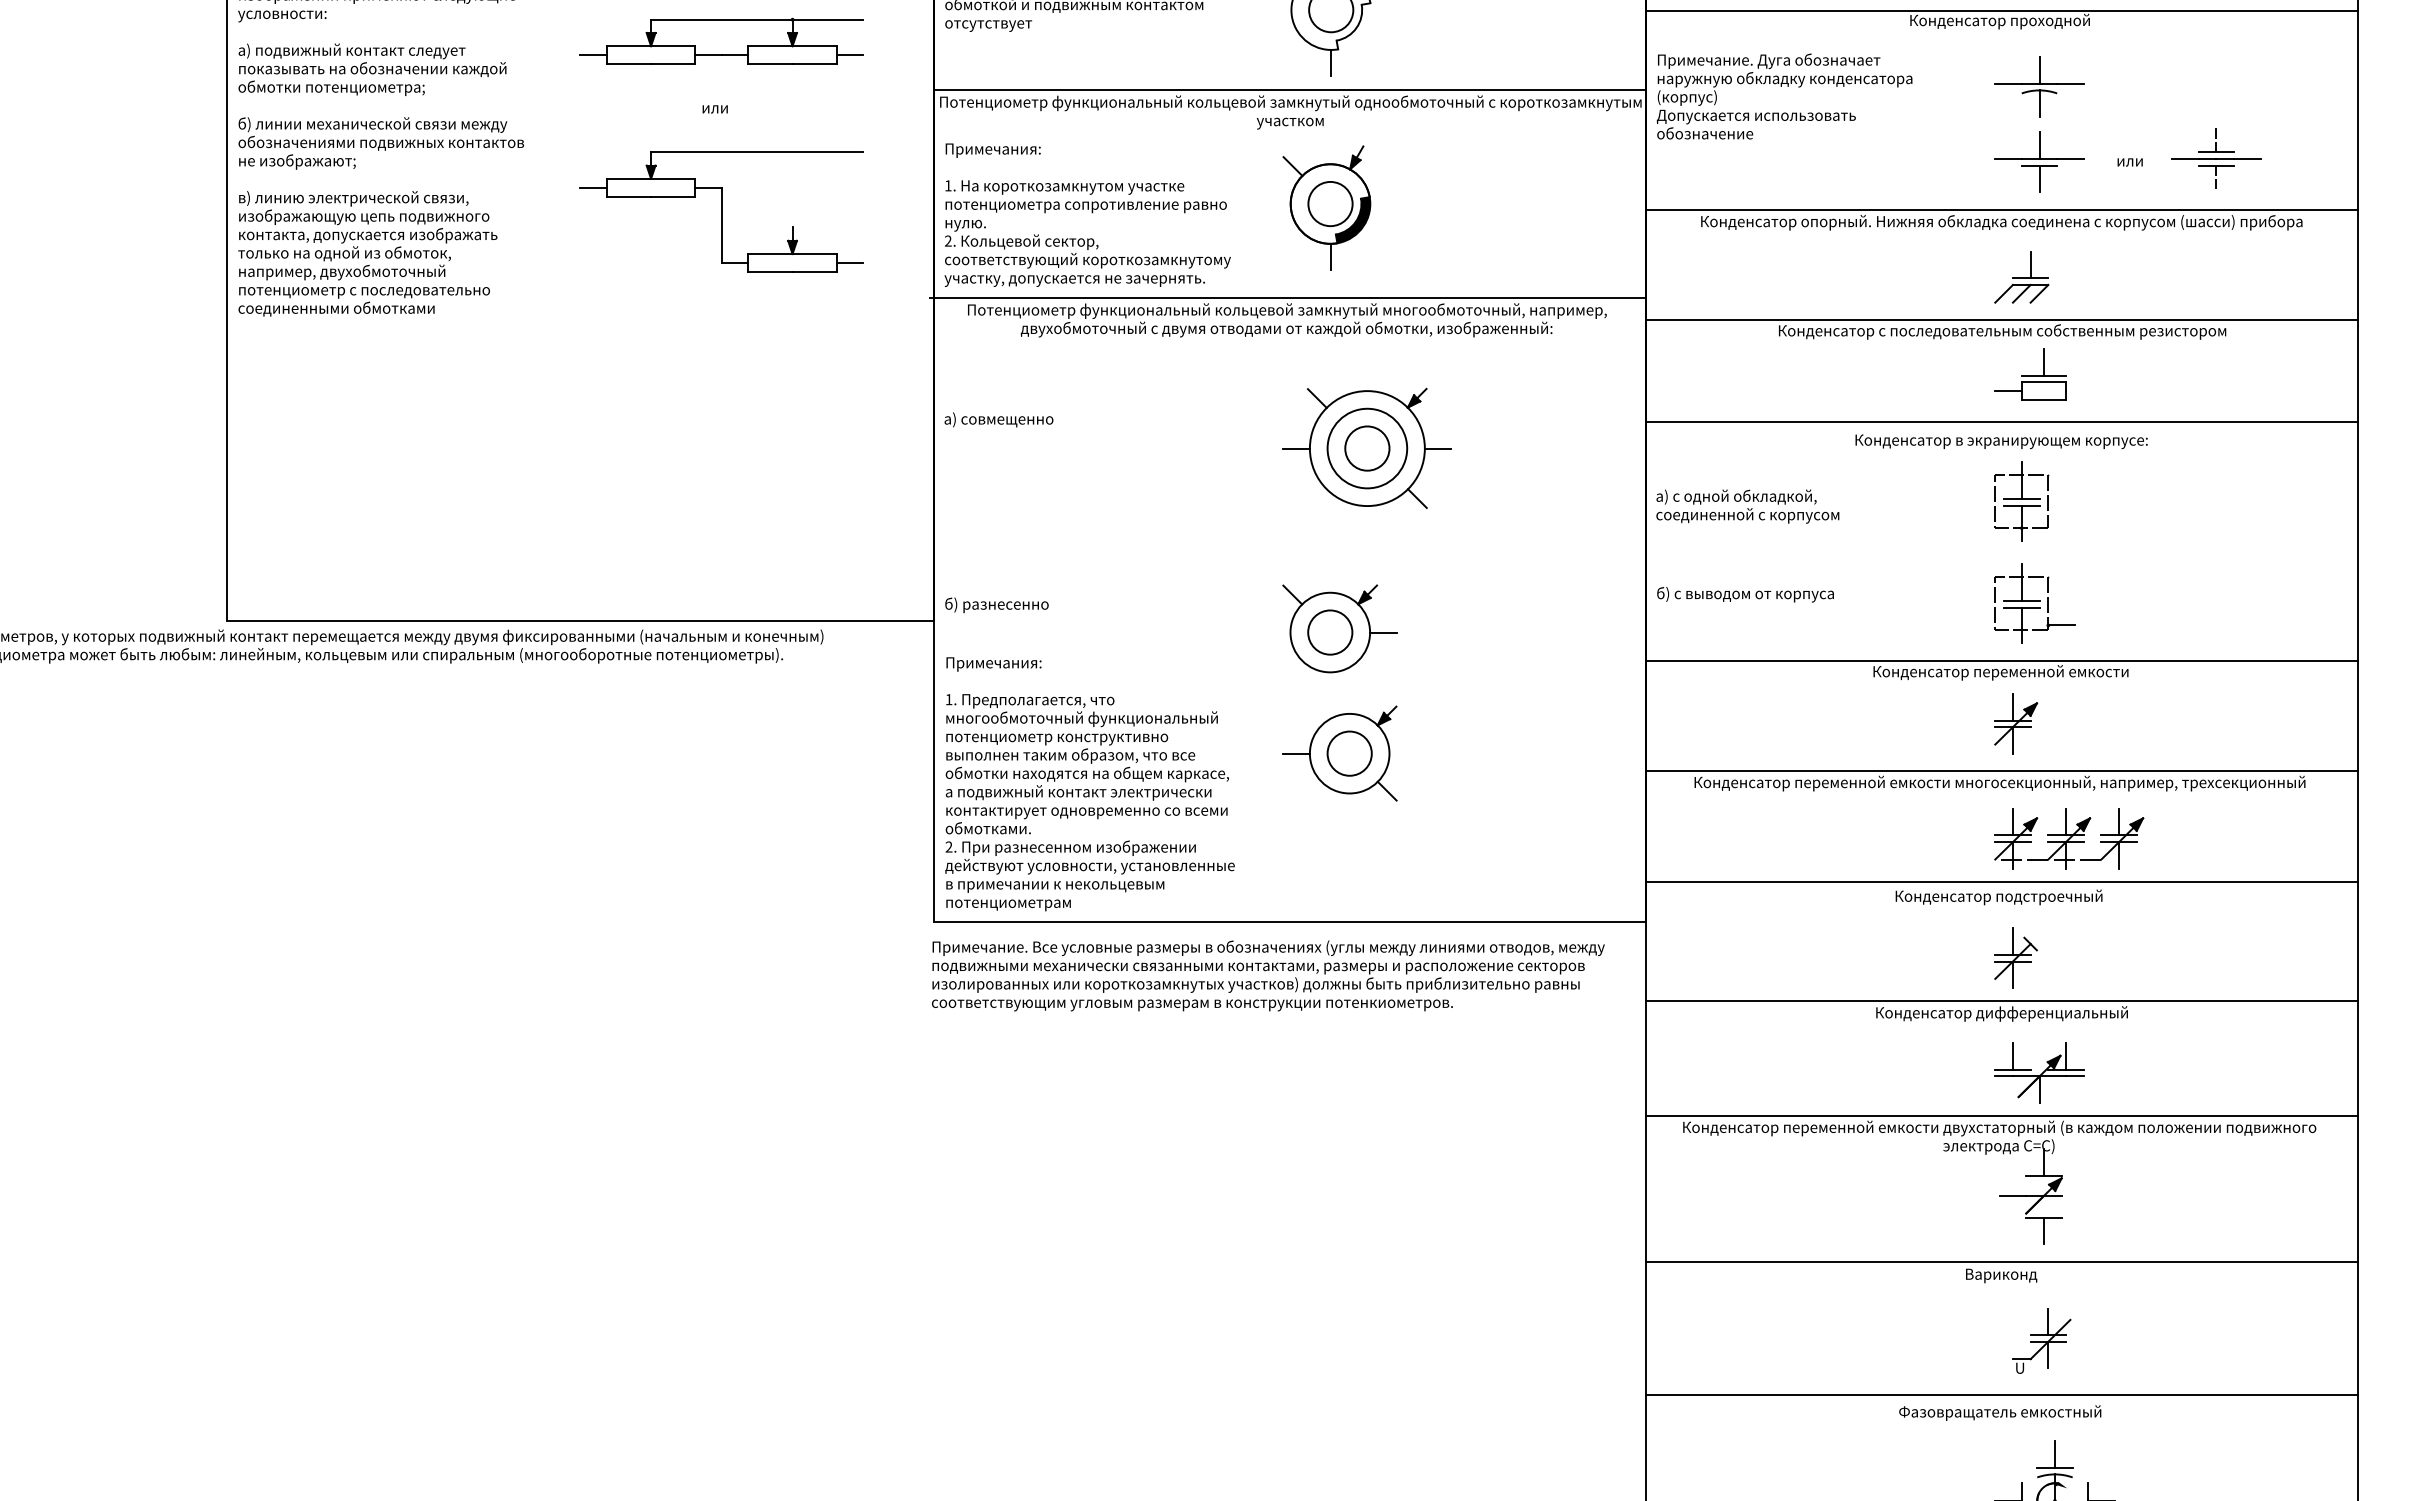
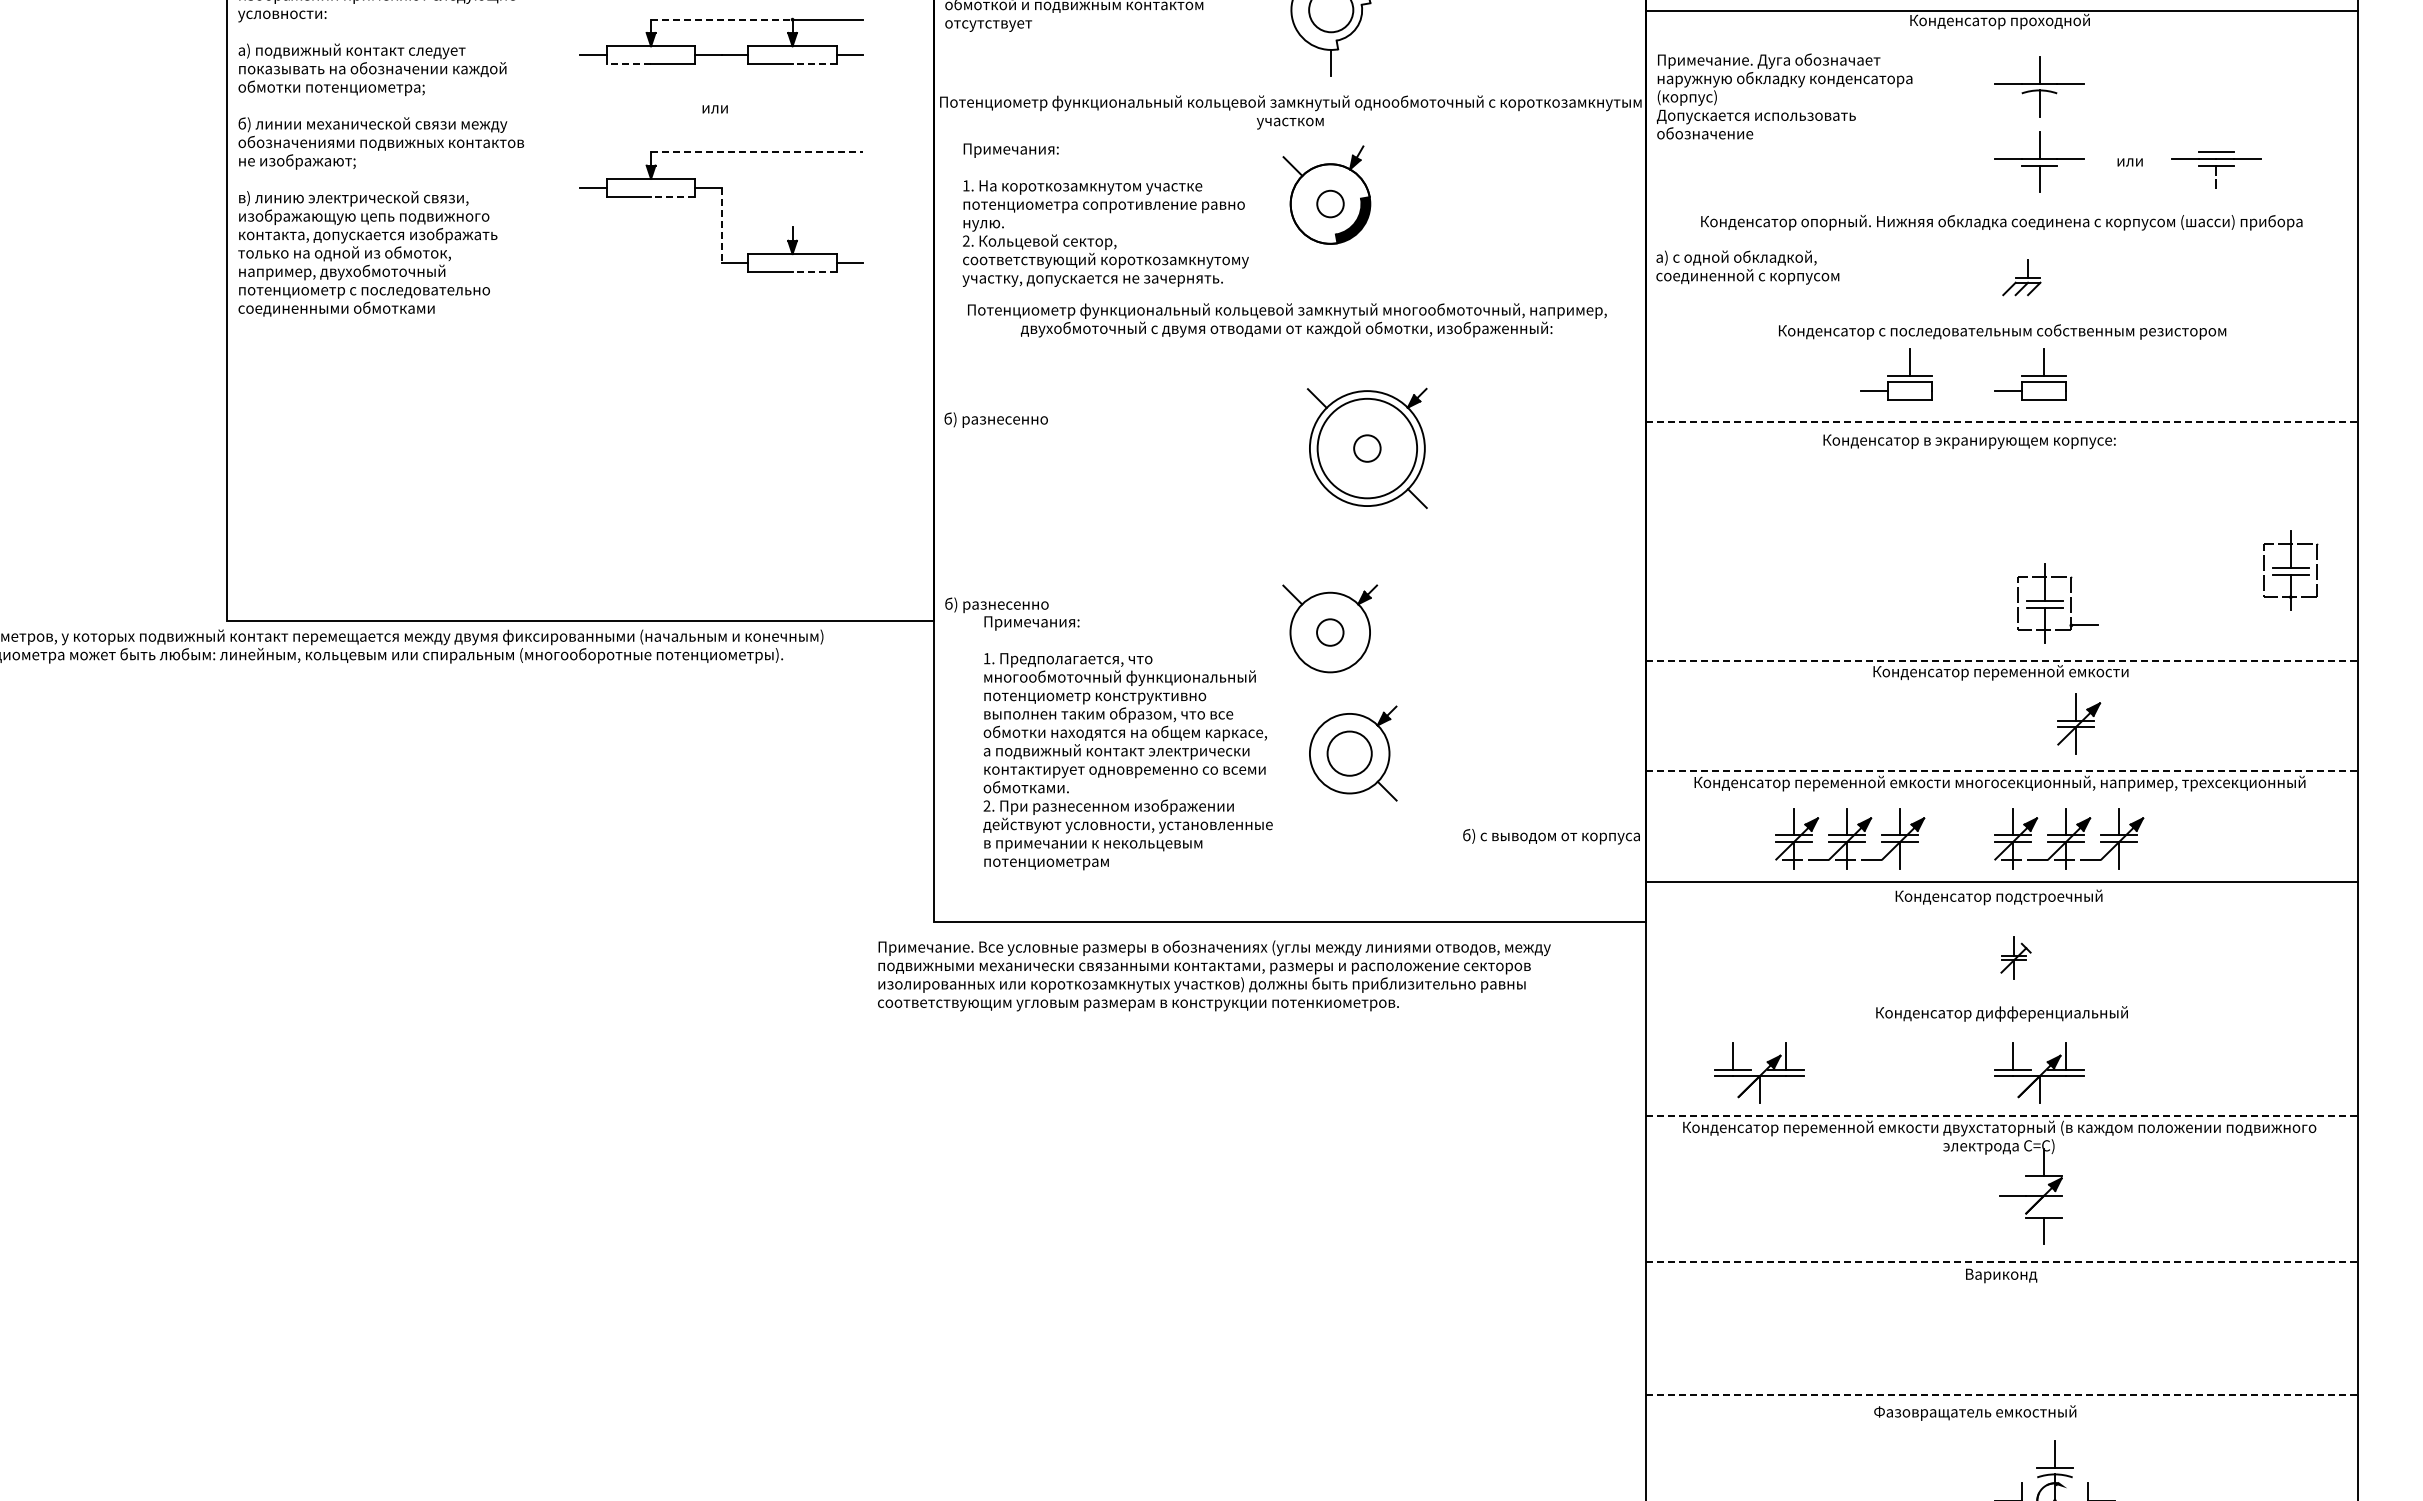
line: solid -> dashed (721, 19)
line: solid -> dashed (628, 63)
line: solid -> dashed (814, 63)
line: present -> none (1289, 90)
line: present -> none (2216, 138)
line: solid -> dashed (757, 152)
line: solid -> dashed (672, 196)
circle diameter: 44 px -> 27 px (1330, 203)
line: present -> none (2001, 209)
text position: (1087, 214) -> (1105, 214) (1105, 214)
line: solid -> dashed (721, 225)
line: present -> none (1330, 256)
line: solid -> dashed (814, 271)
part size: 56x53 px -> 40x38 px (2021, 277)
line: present -> none (1287, 298)
line: present -> none (2001, 320)
part: none -> present (1896, 374)
text: а) совмещенно -> б) разнесенно (998, 419)
line: solid -> dashed (2001, 422)
text position: (2001, 441) -> (1969, 441) (1969, 441)
line: present -> none (1296, 448)
circle diameter: 44 px -> 27 px (1367, 448)
circle diameter: 80 px -> 99 px (1367, 448)
line: present -> none (1437, 448)
part position: (2021, 501) -> (2290, 570) (2290, 570)
text position: (1747, 506) -> (1747, 267) (1747, 267)
text position: (1745, 594) -> (1551, 836) (1551, 836)
part position: (2034, 603) -> (2057, 603) (2057, 603)
circle diameter: 44 px -> 27 px (1330, 632)
line: present -> none (1383, 632)
line: solid -> dashed (2001, 660)
part position: (2016, 723) -> (2079, 723) (2079, 723)
line: present -> none (1296, 753)
line: solid -> dashed (2001, 771)
text position: (1089, 784) -> (1127, 743) (1127, 743)
part: none -> present (1850, 838)
part size: 44x62 px -> 32x44 px (2015, 957)
text position: (1268, 975) -> (1214, 975) (1214, 975)
line: present -> none (2001, 1001)
part: none -> present (1759, 1072)
line: solid -> dashed (2001, 1116)
line: solid -> dashed (2001, 1262)
part: present -> none (2041, 1340)
line: solid -> dashed (2001, 1394)
text position: (2000, 1412) -> (1975, 1412) (1975, 1412)
